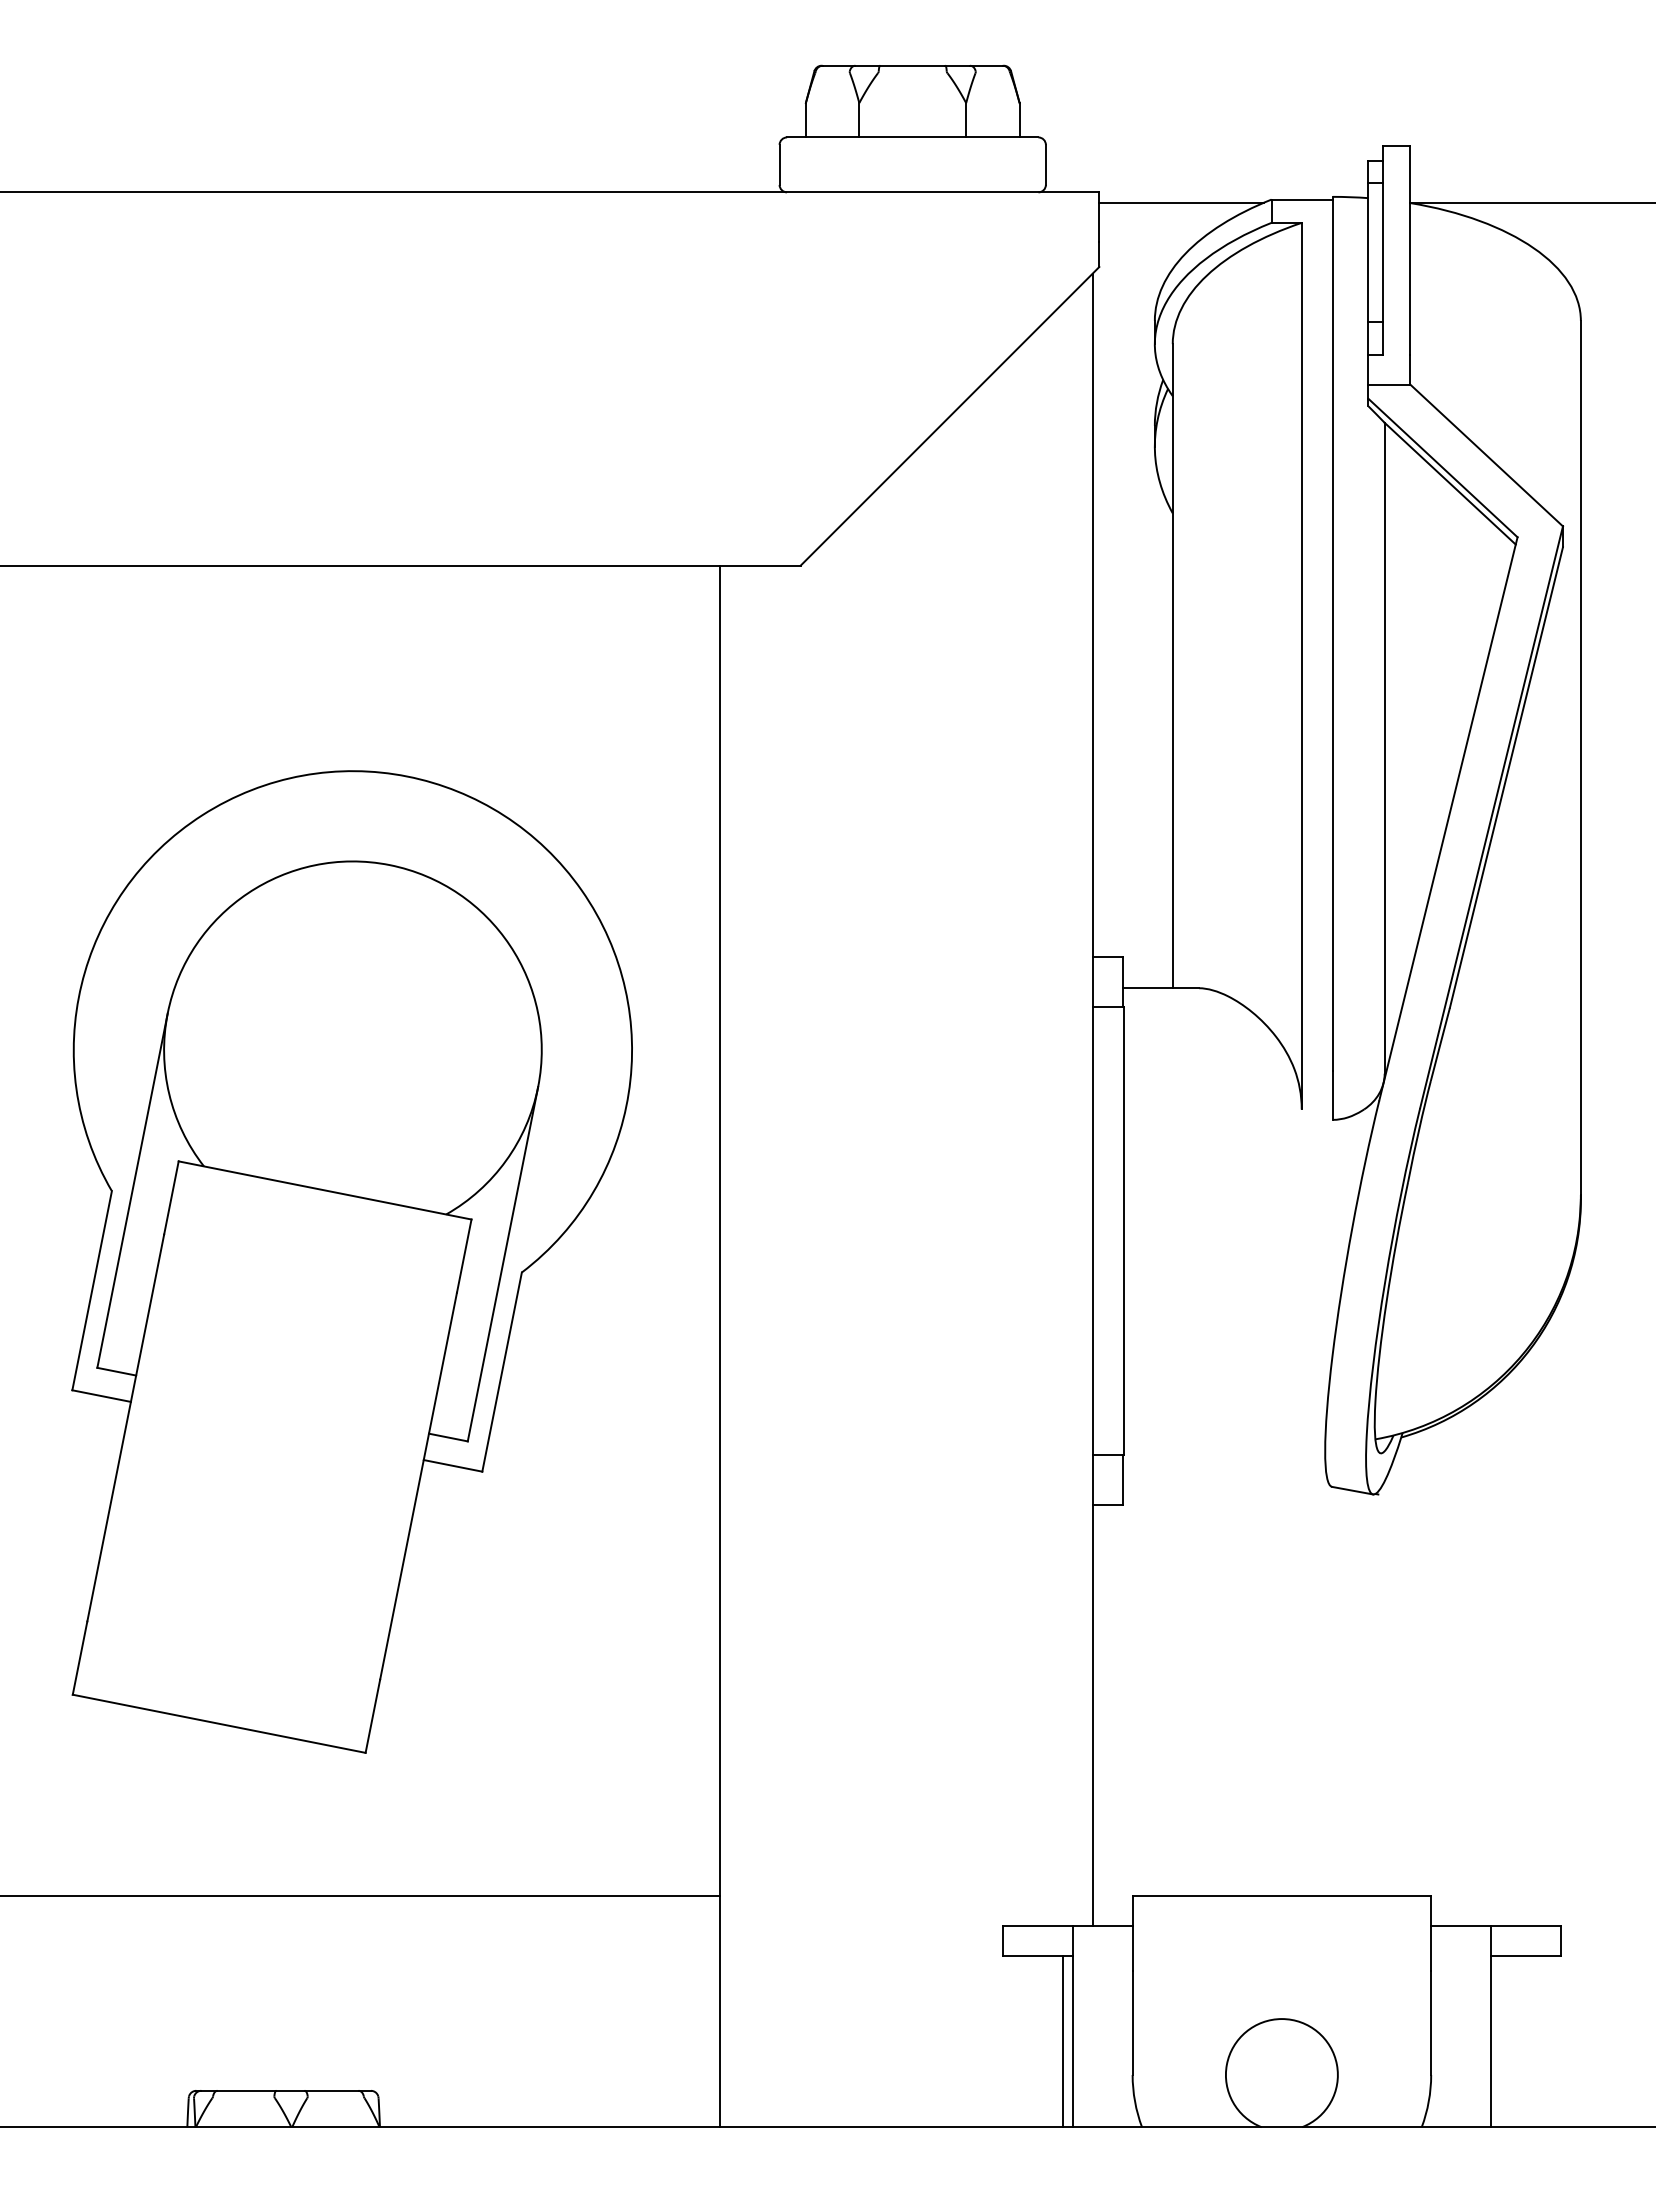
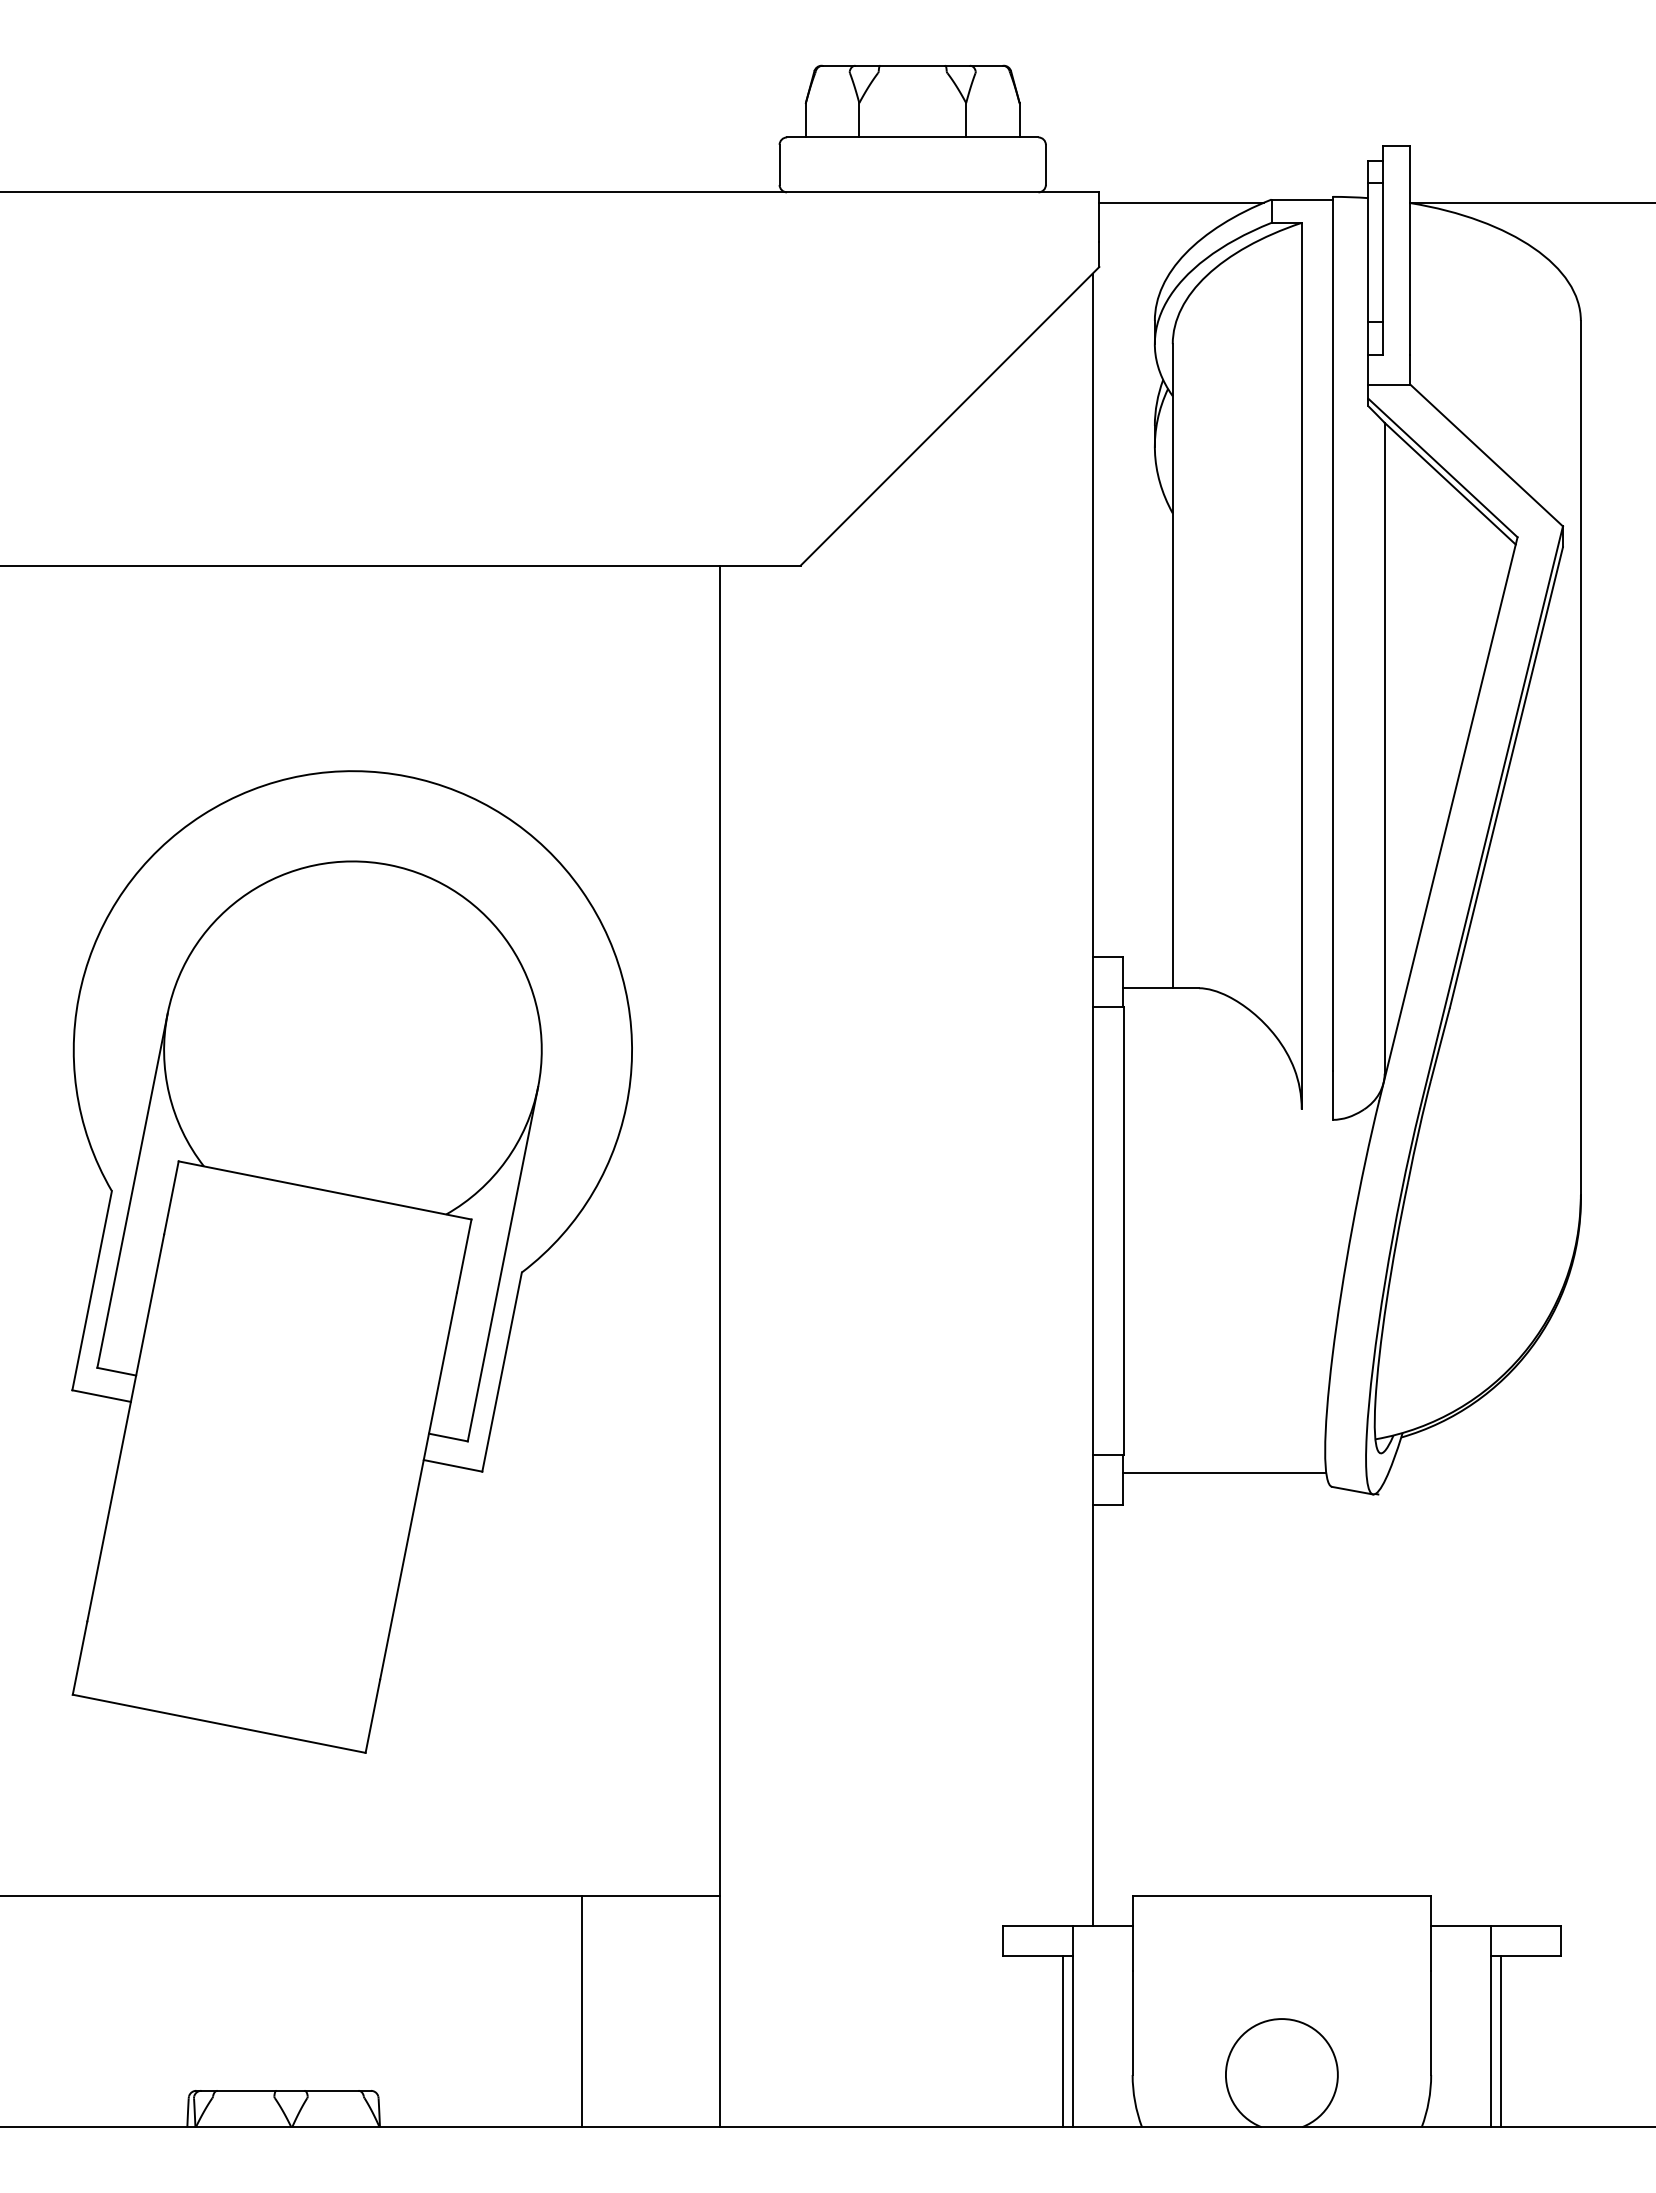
line: none -> present (1224, 1473)
line: none -> present (582, 2011)
line: none -> present (1500, 2041)
